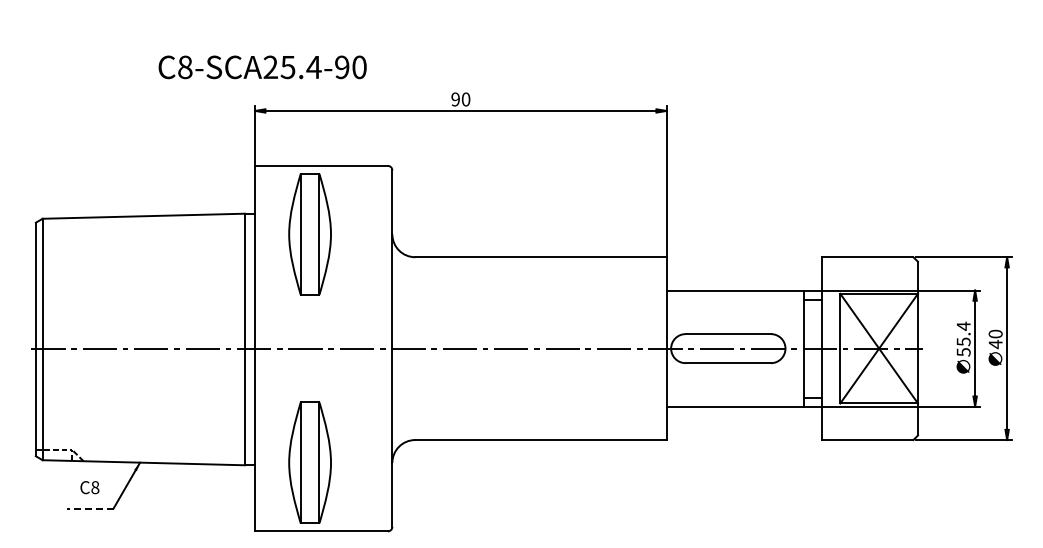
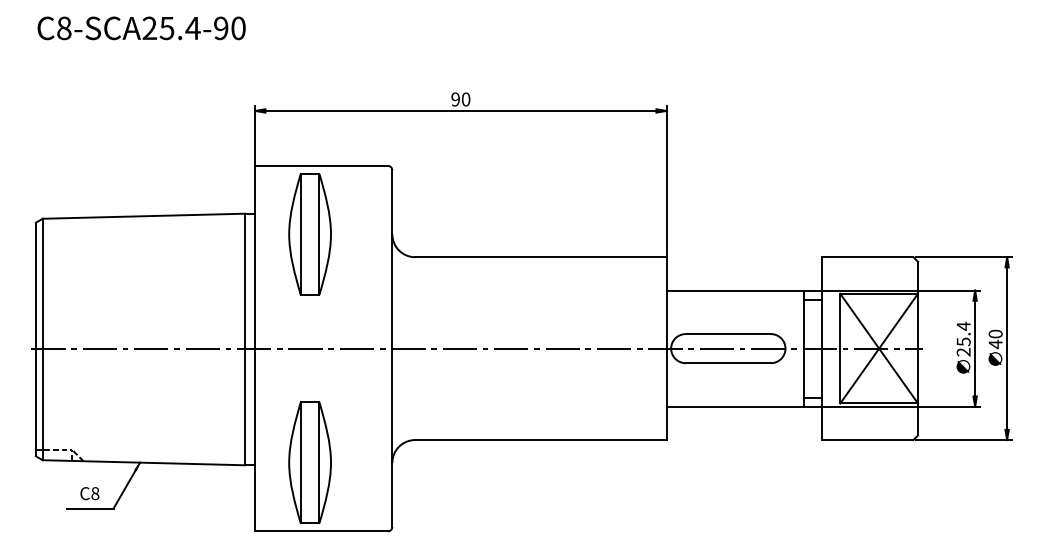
text position: (262, 67) -> (141, 28) (141, 28)
text: 55.4 -> 25.4 (963, 352)
text position: (89, 487) -> (89, 493) (89, 493)
line: dashed -> solid (89, 508)
